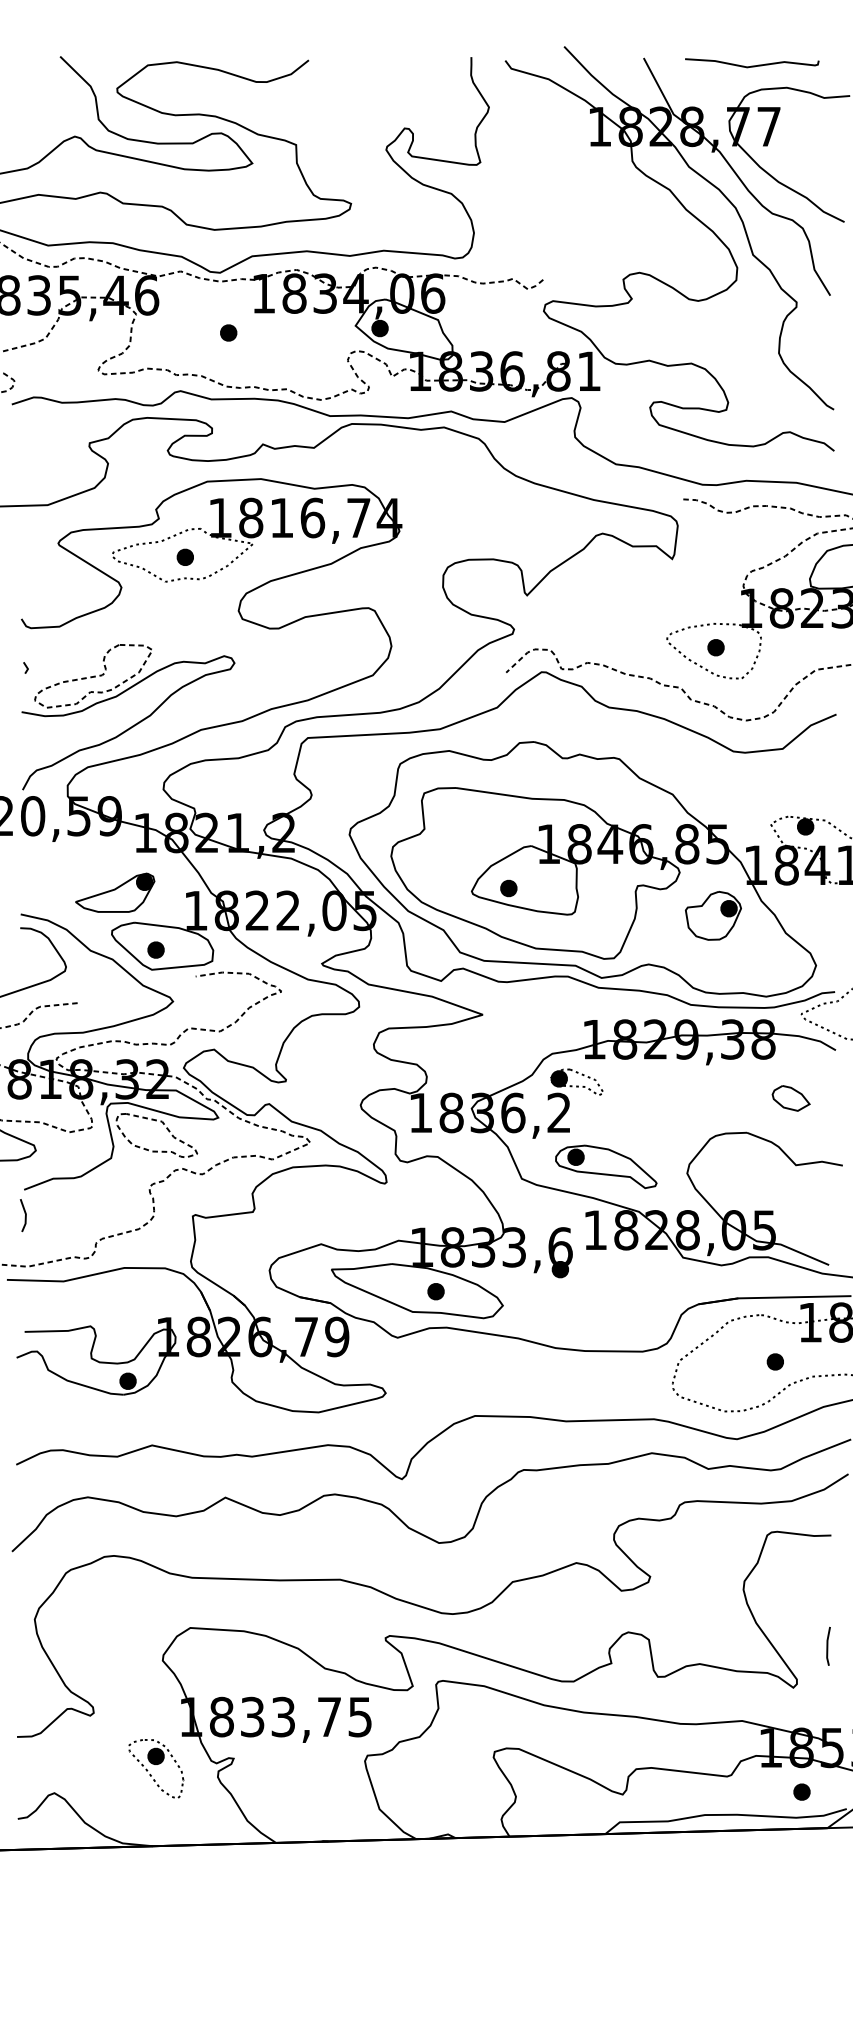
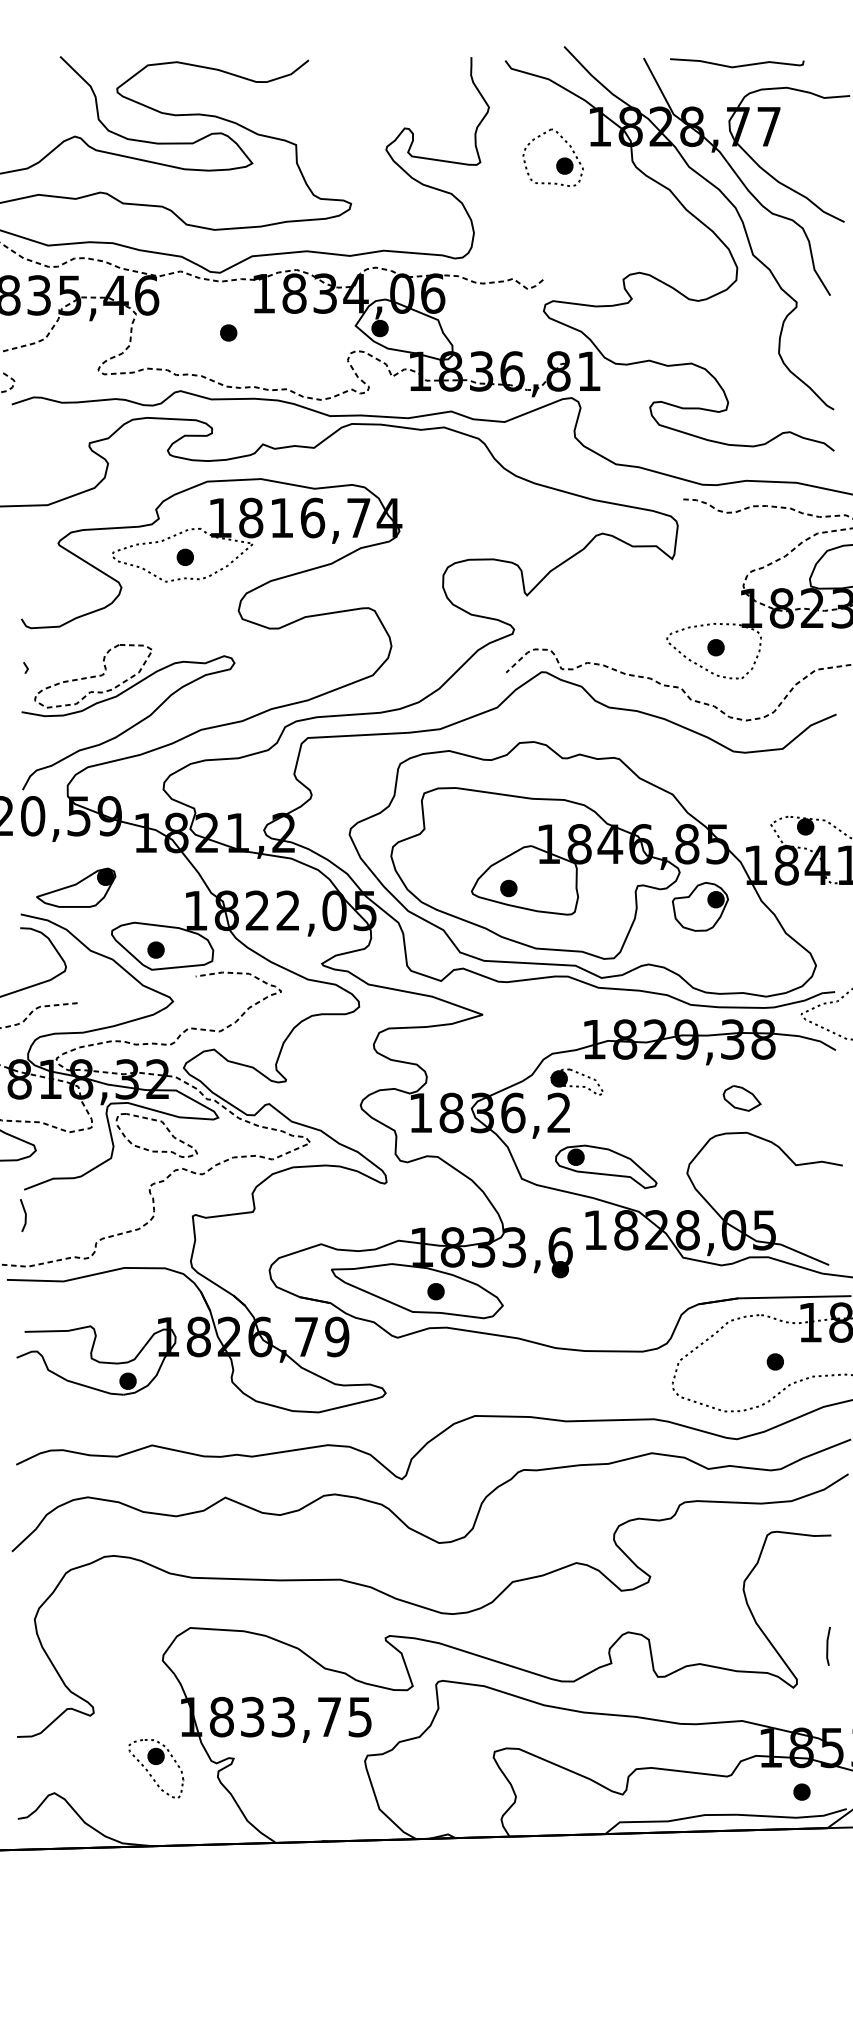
curve position: (752, 65) -> (737, 65) (737, 65)
part: none -> present (557, 161)
part position: (115, 892) -> (76, 887) (76, 887)
part position: (713, 915) -> (700, 906) (700, 906)
part position: (790, 1098) -> (741, 1098) (741, 1098)
